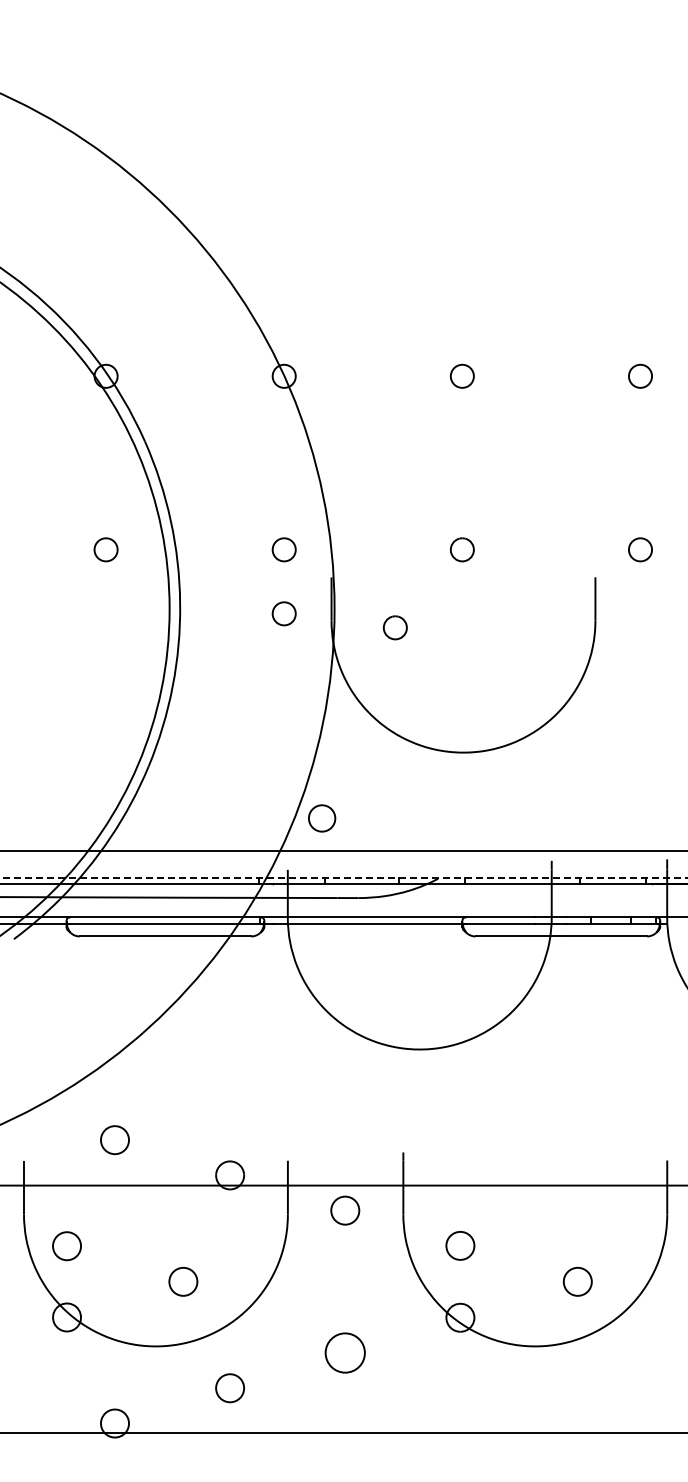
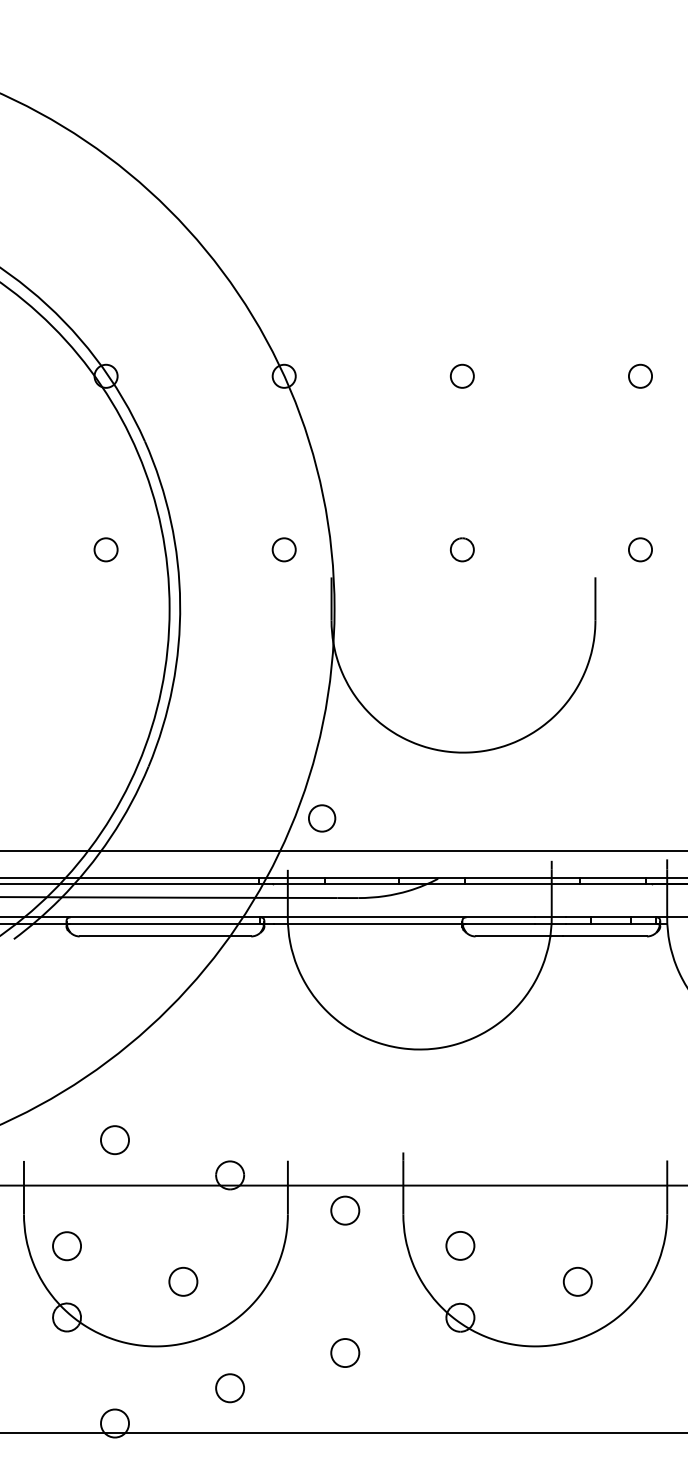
circle: present -> none (283, 613)
part: present -> none (395, 627)
line: dashed -> solid (344, 877)
circle diameter: 39 px -> 28 px (345, 1353)
